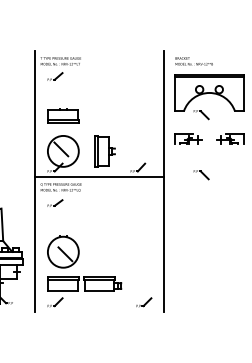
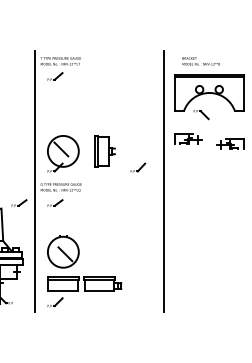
text position: (193, 61) -> (200, 61) (200, 61)
part: present -> none (63, 115)
part position: (230, 138) -> (230, 143) (230, 143)
part: present -> none (201, 175)
line: present -> none (98, 177)
part: none -> present (19, 202)
part: present -> none (144, 302)
